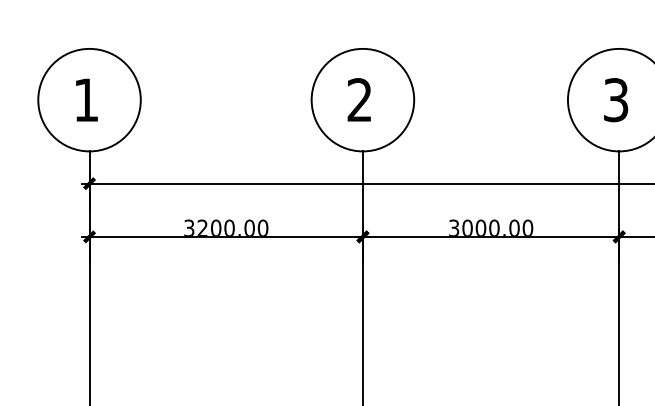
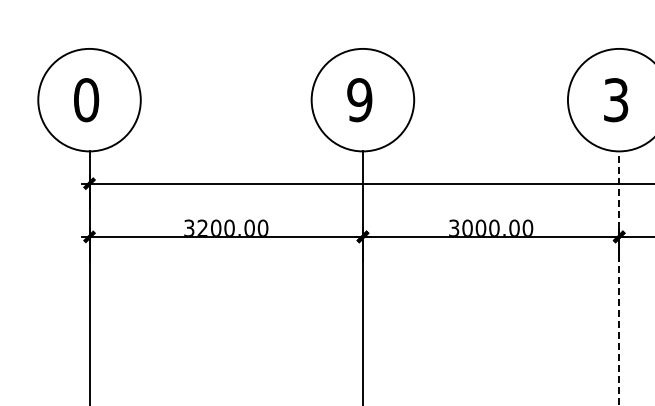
text: 1 -> 0 (86, 100)
text: 2 -> 9 (359, 100)
line: solid -> dashed (619, 278)
